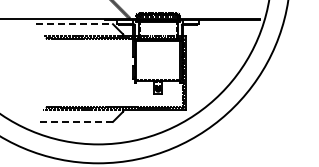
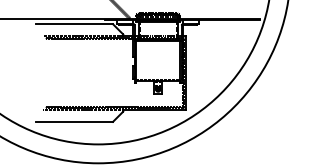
line: dashed -> solid (74, 24)
line: dashed -> solid (74, 121)
